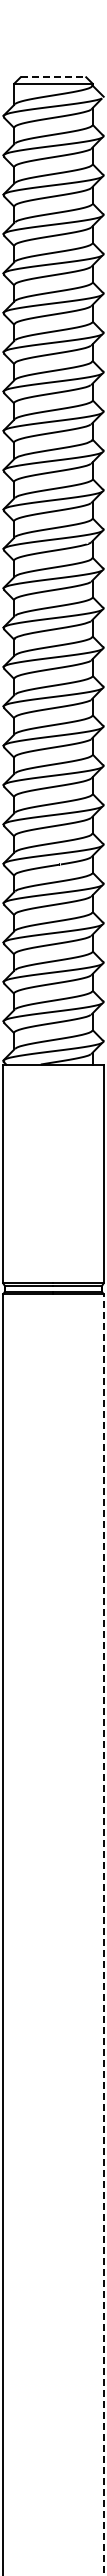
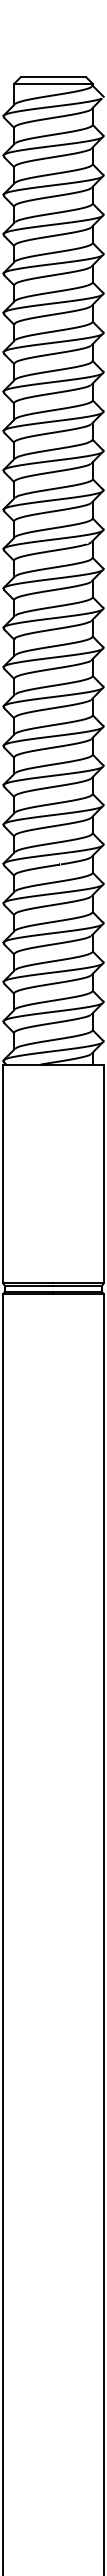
line: dashed -> solid (53, 77)
line: dashed -> solid (103, 1934)
